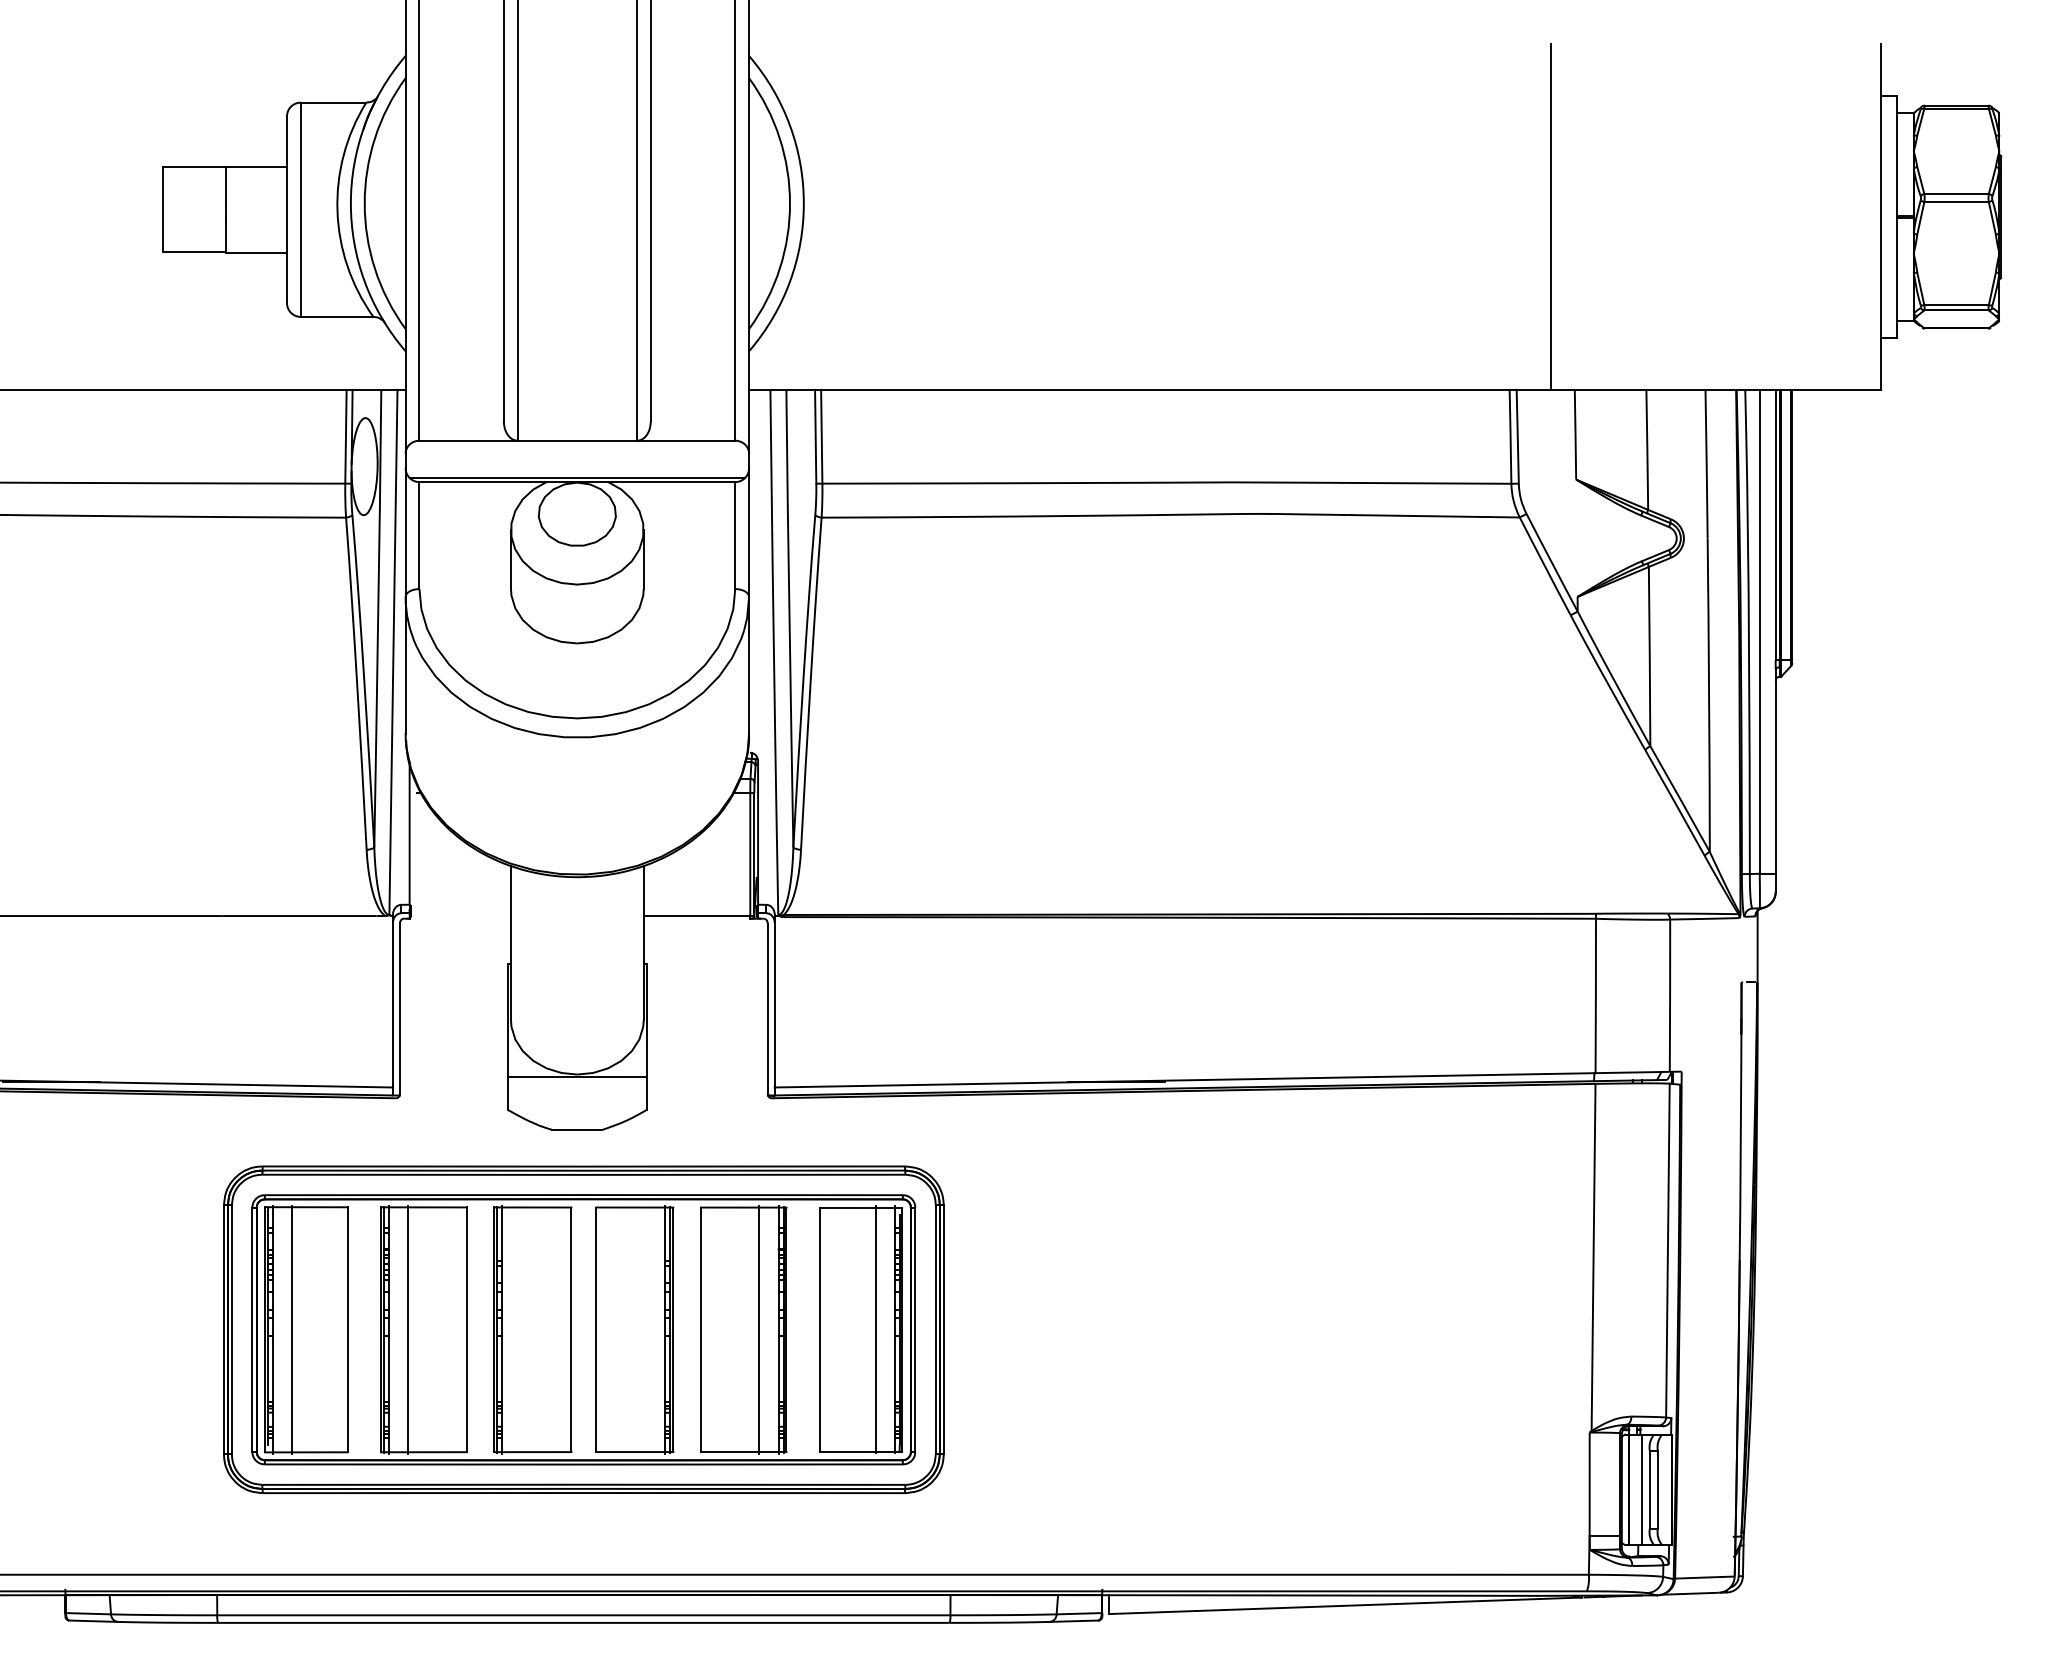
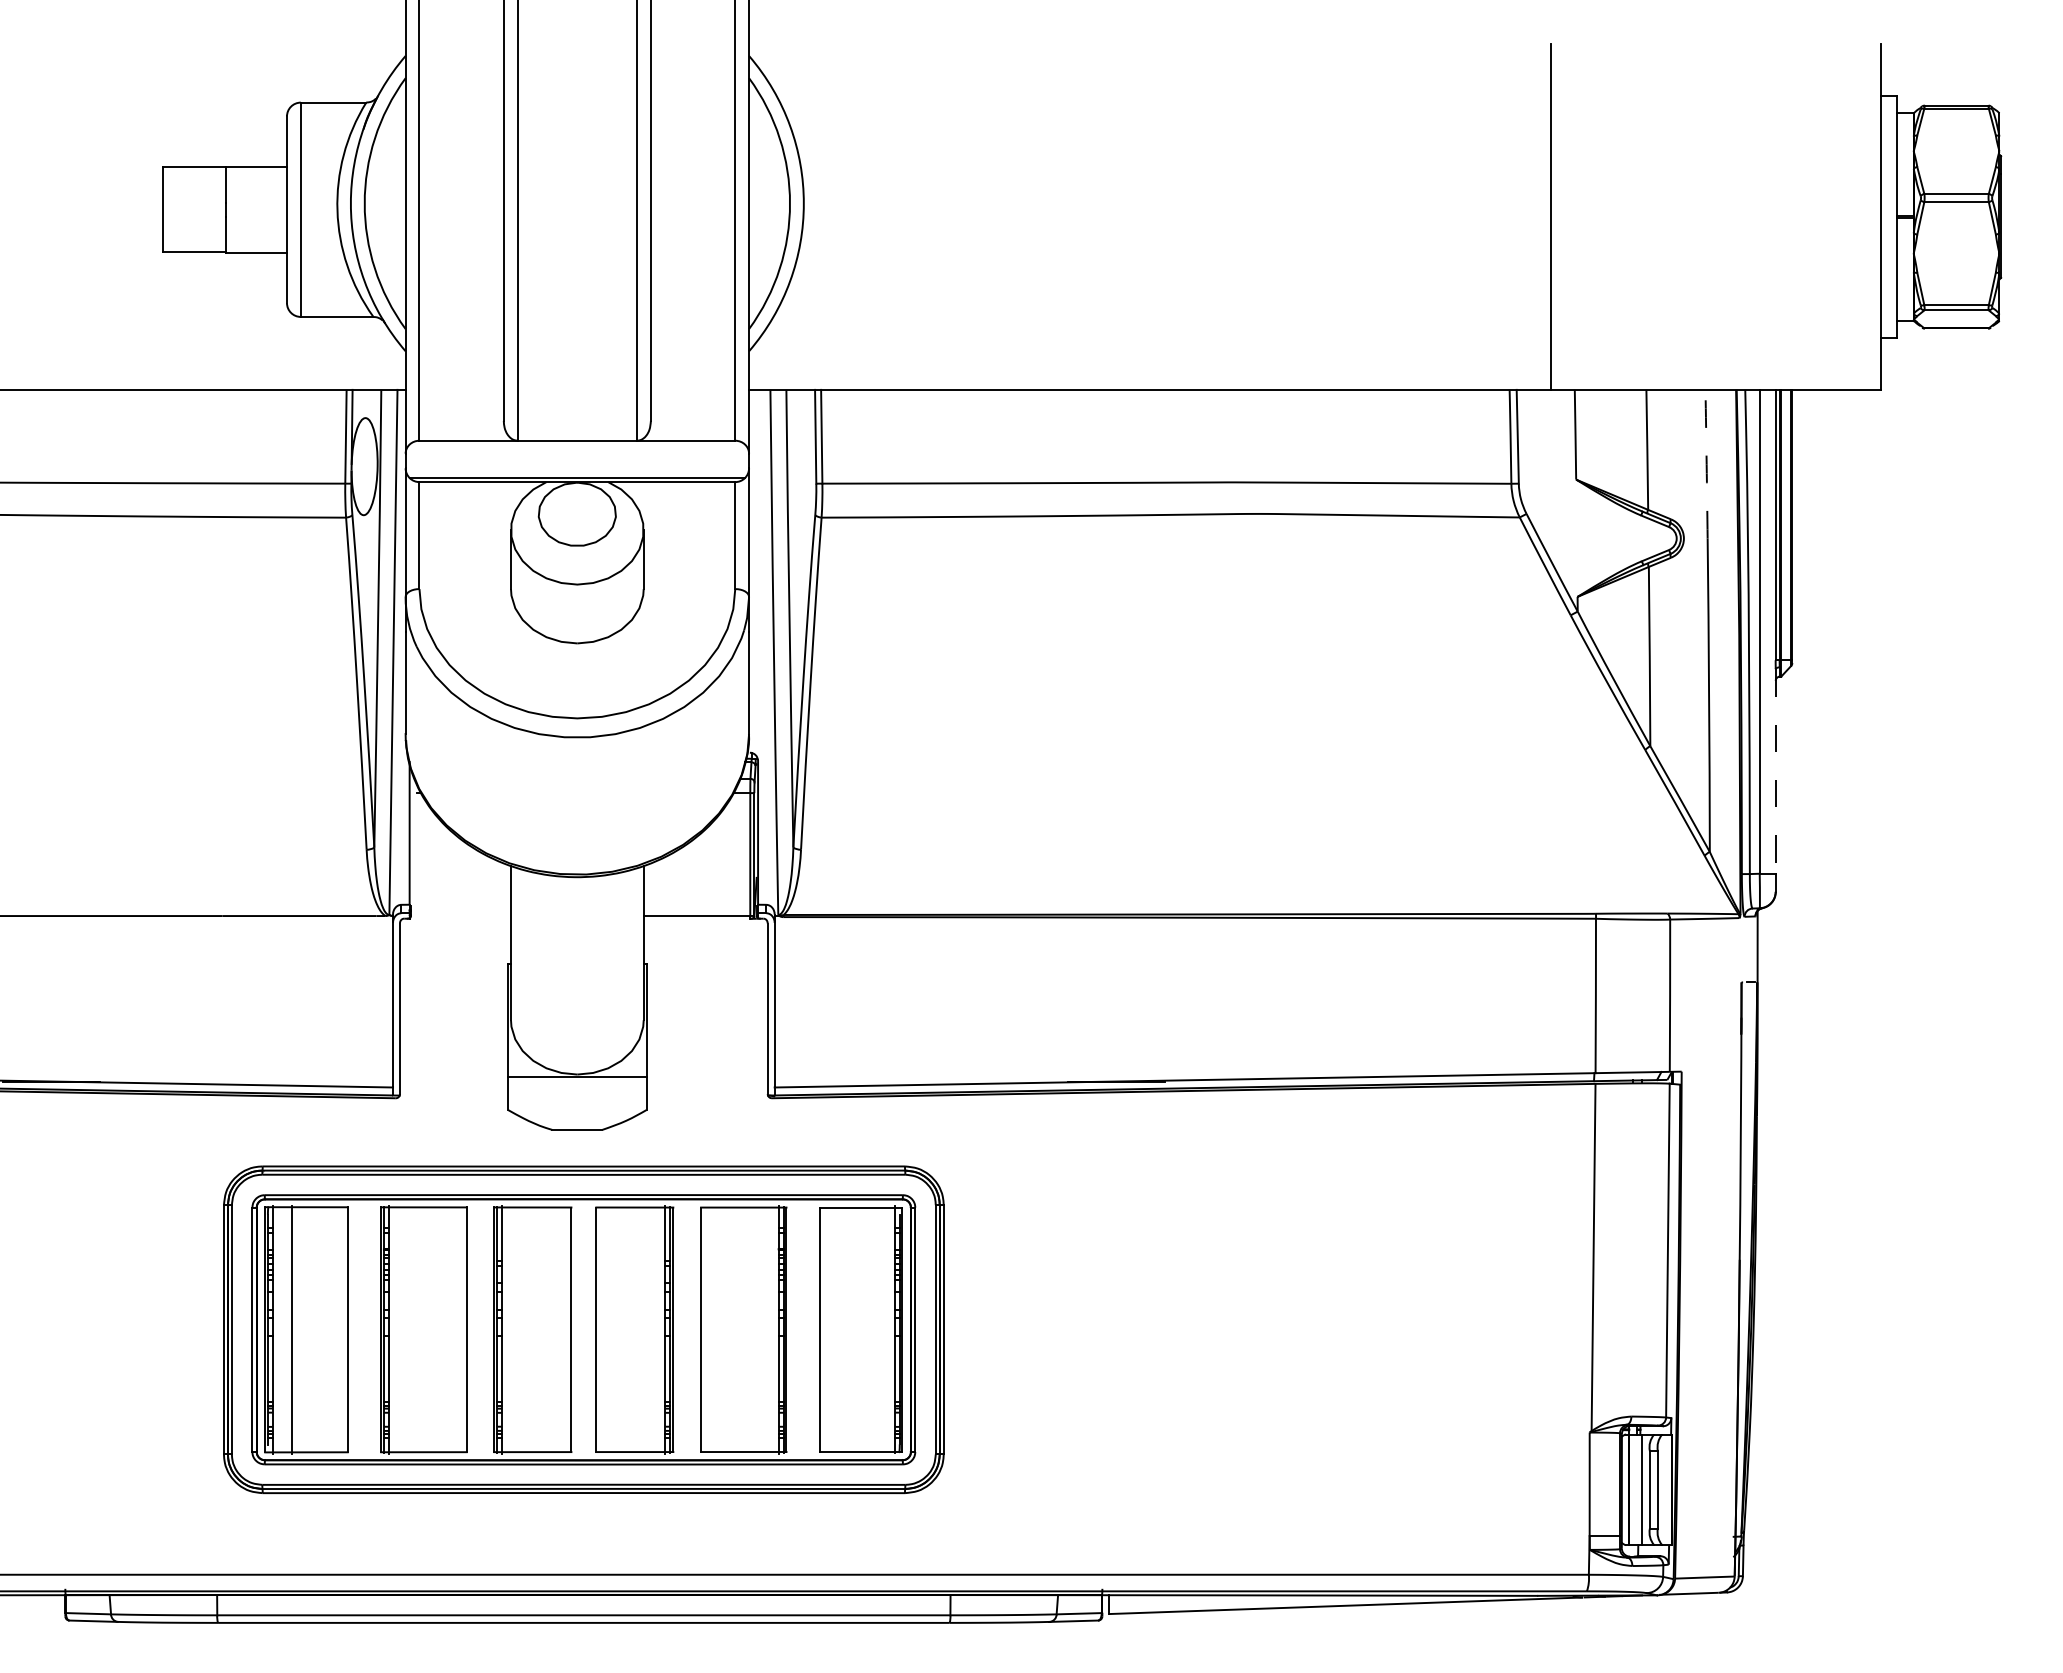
arc: solid -> dashed (1706, 464)
line: solid -> dashed (1775, 771)
line: present -> none (408, 1329)
line: present -> none (759, 1329)
line: present -> none (875, 1329)
